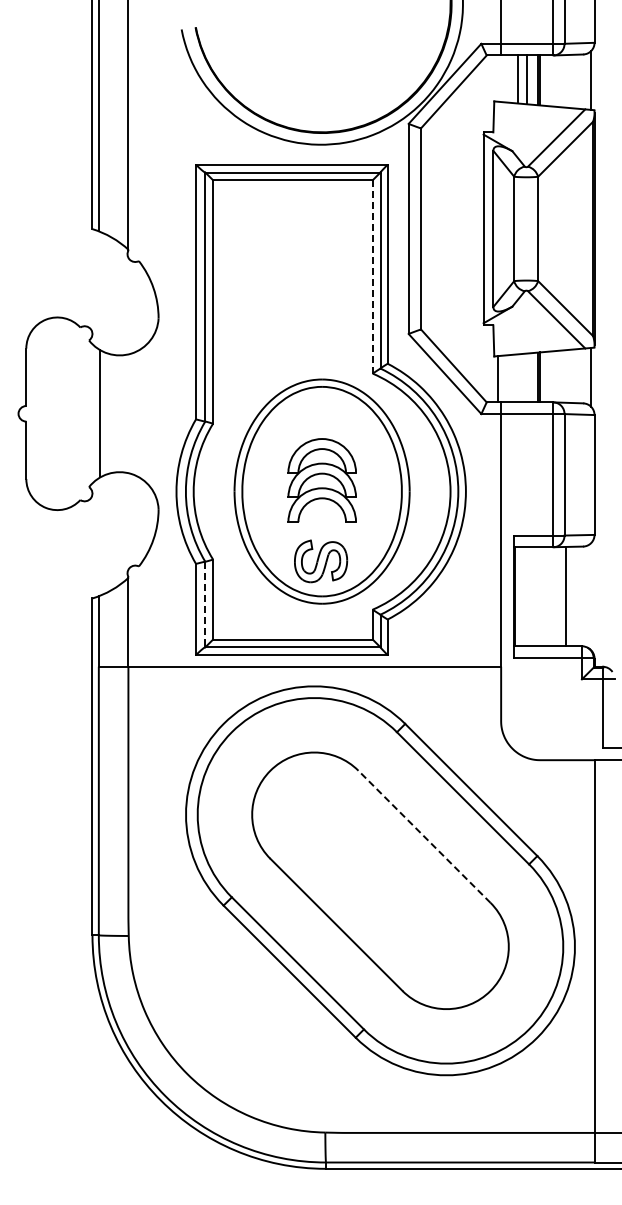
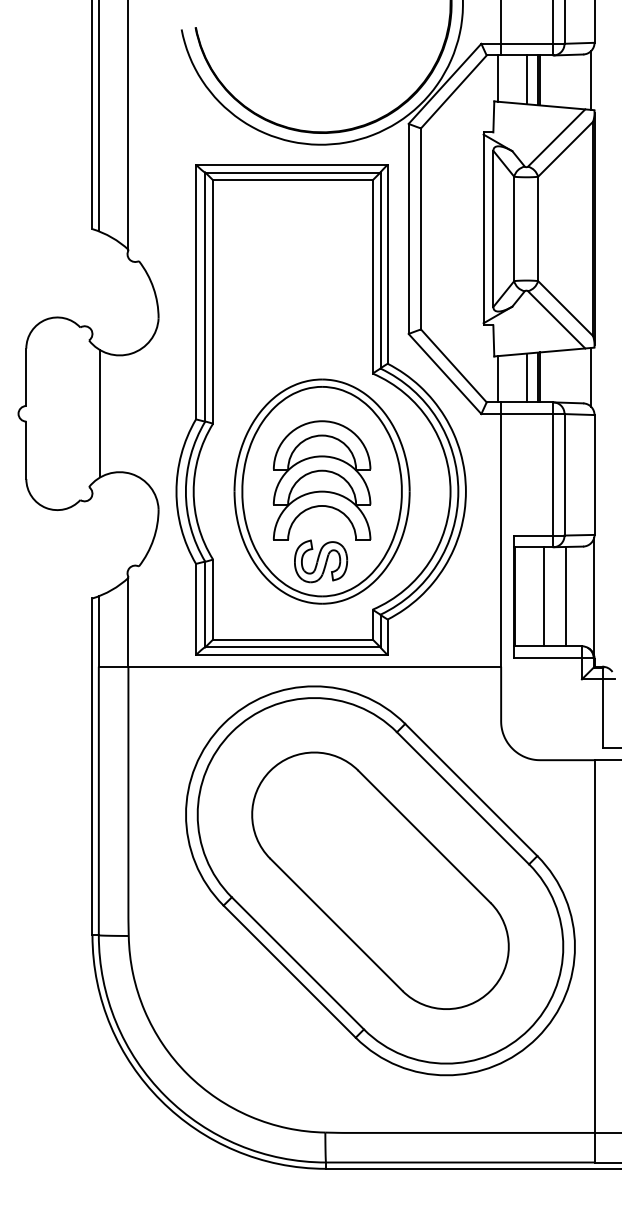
line position: (518, 78) -> (498, 78) (498, 78)
line: dashed -> solid (372, 276)
line: none -> present (526, 377)
part size: 70x85 px -> 99x121 px (322, 480)
line: none -> present (543, 596)
line: none -> present (594, 596)
line: dashed -> solid (205, 604)
line: dashed -> solid (424, 836)
